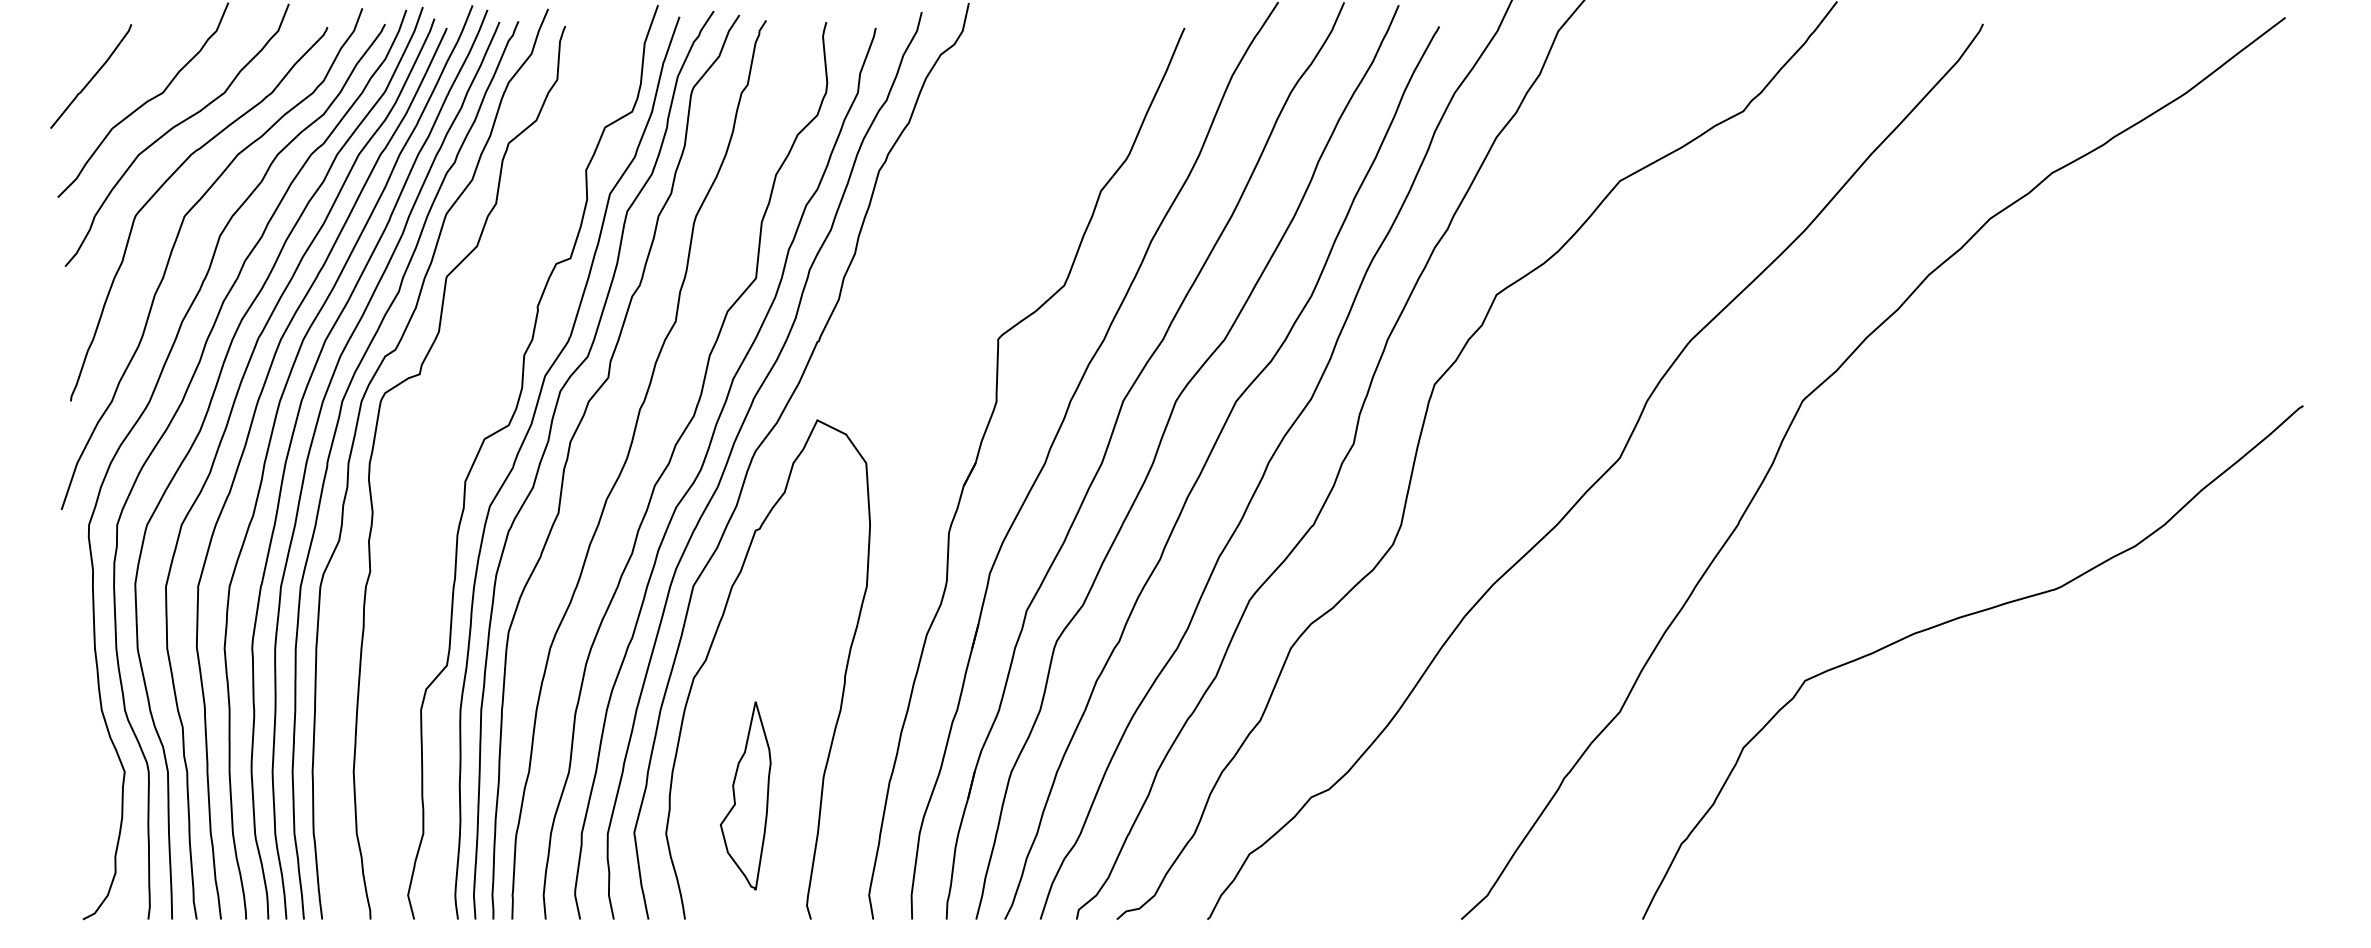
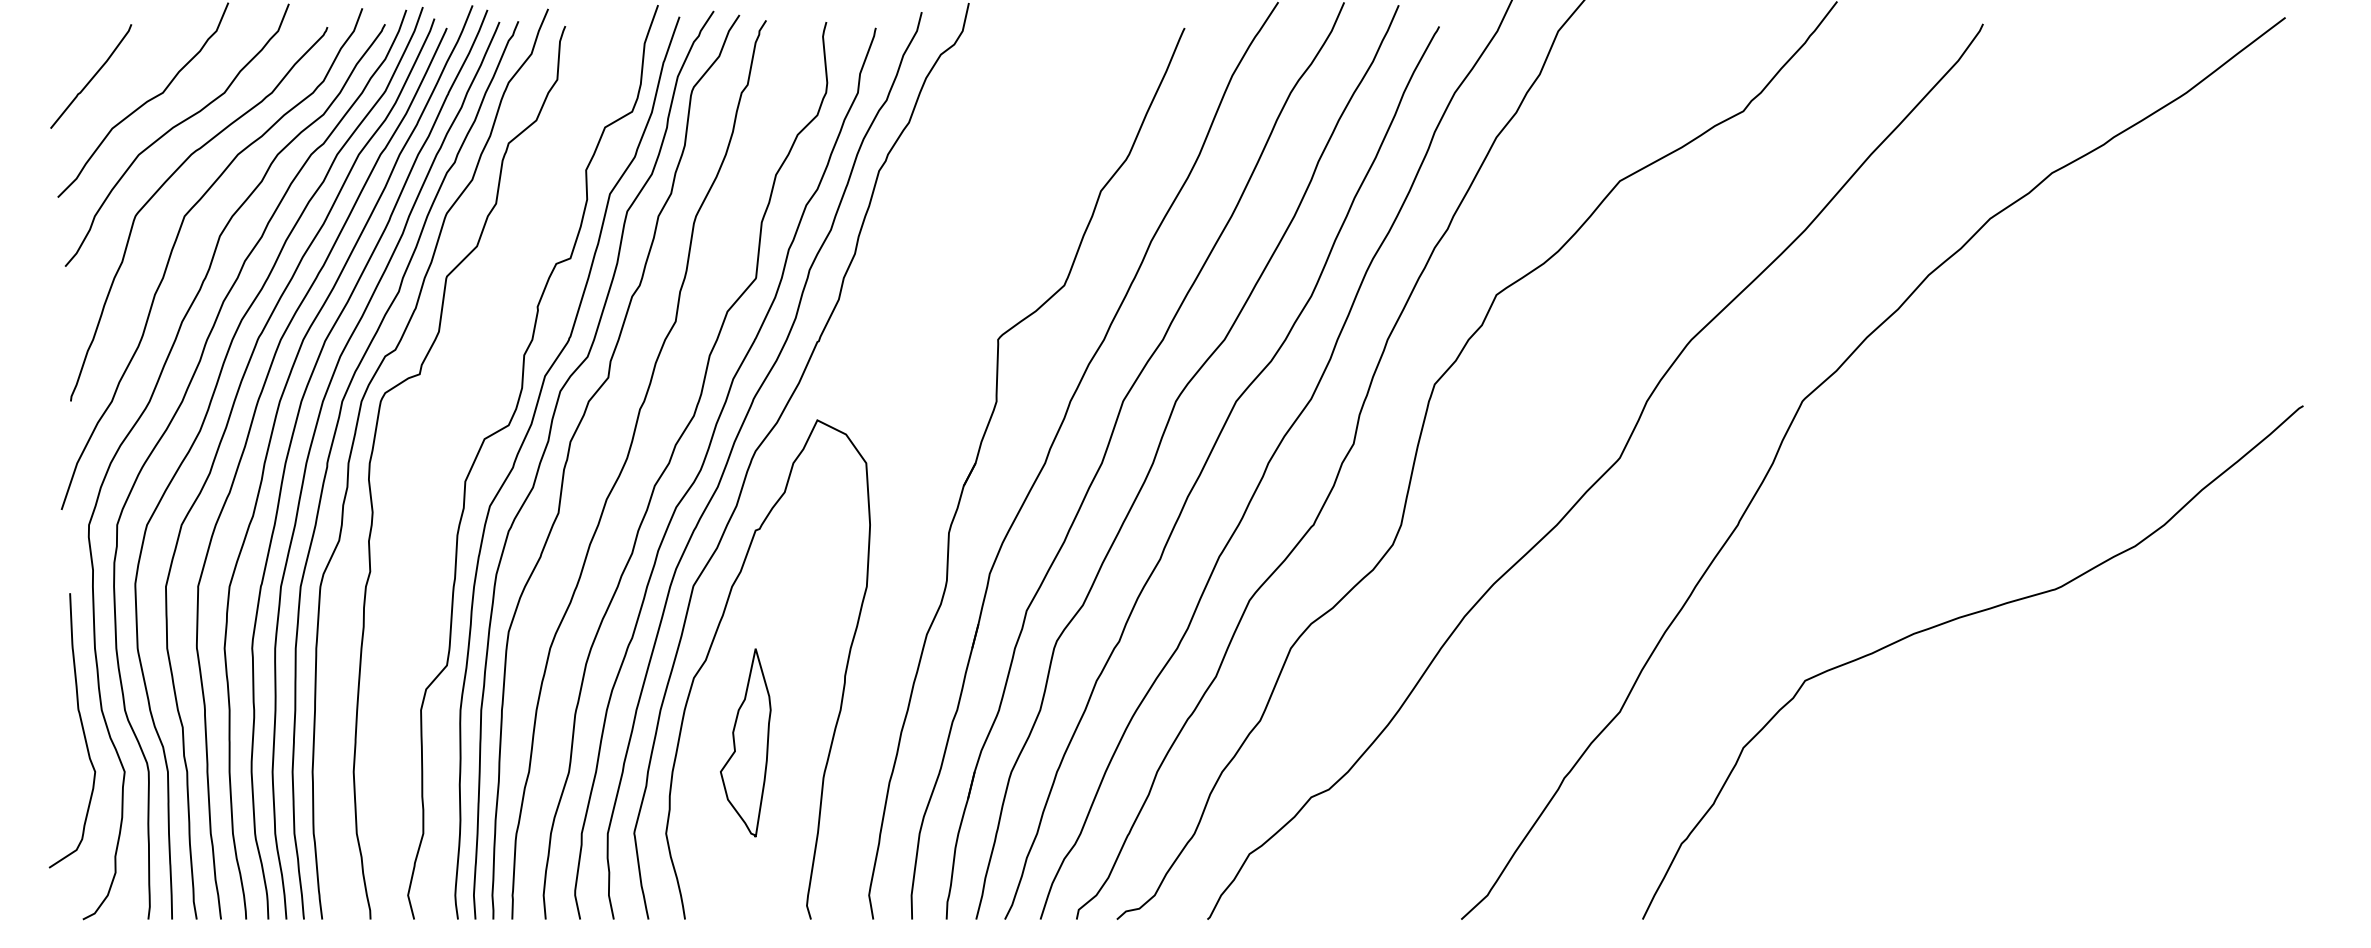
curve: none -> present (81, 727)
part position: (745, 795) -> (745, 742) (745, 742)
